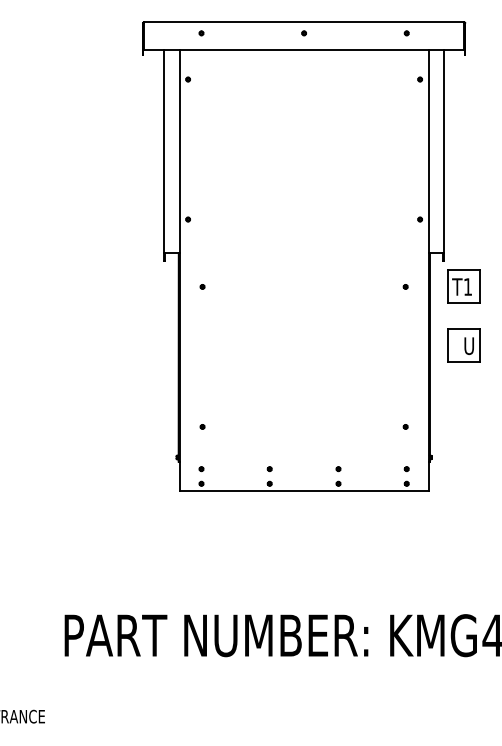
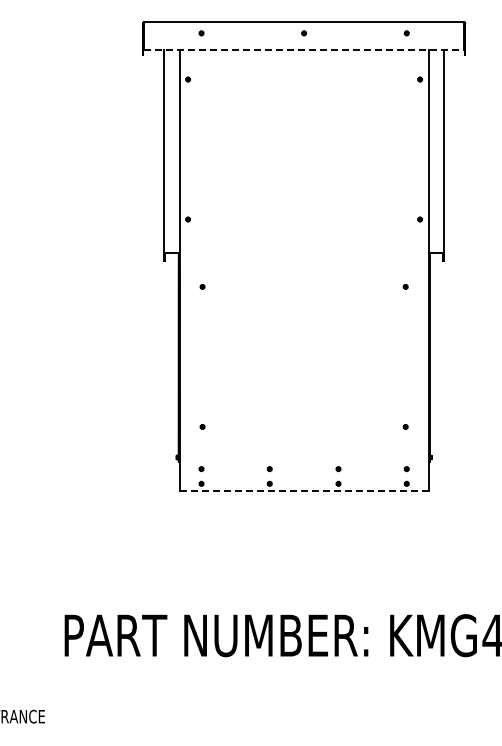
line: solid -> dashed (304, 49)
part: present -> none (463, 286)
part: present -> none (463, 345)
line: solid -> dashed (304, 491)
